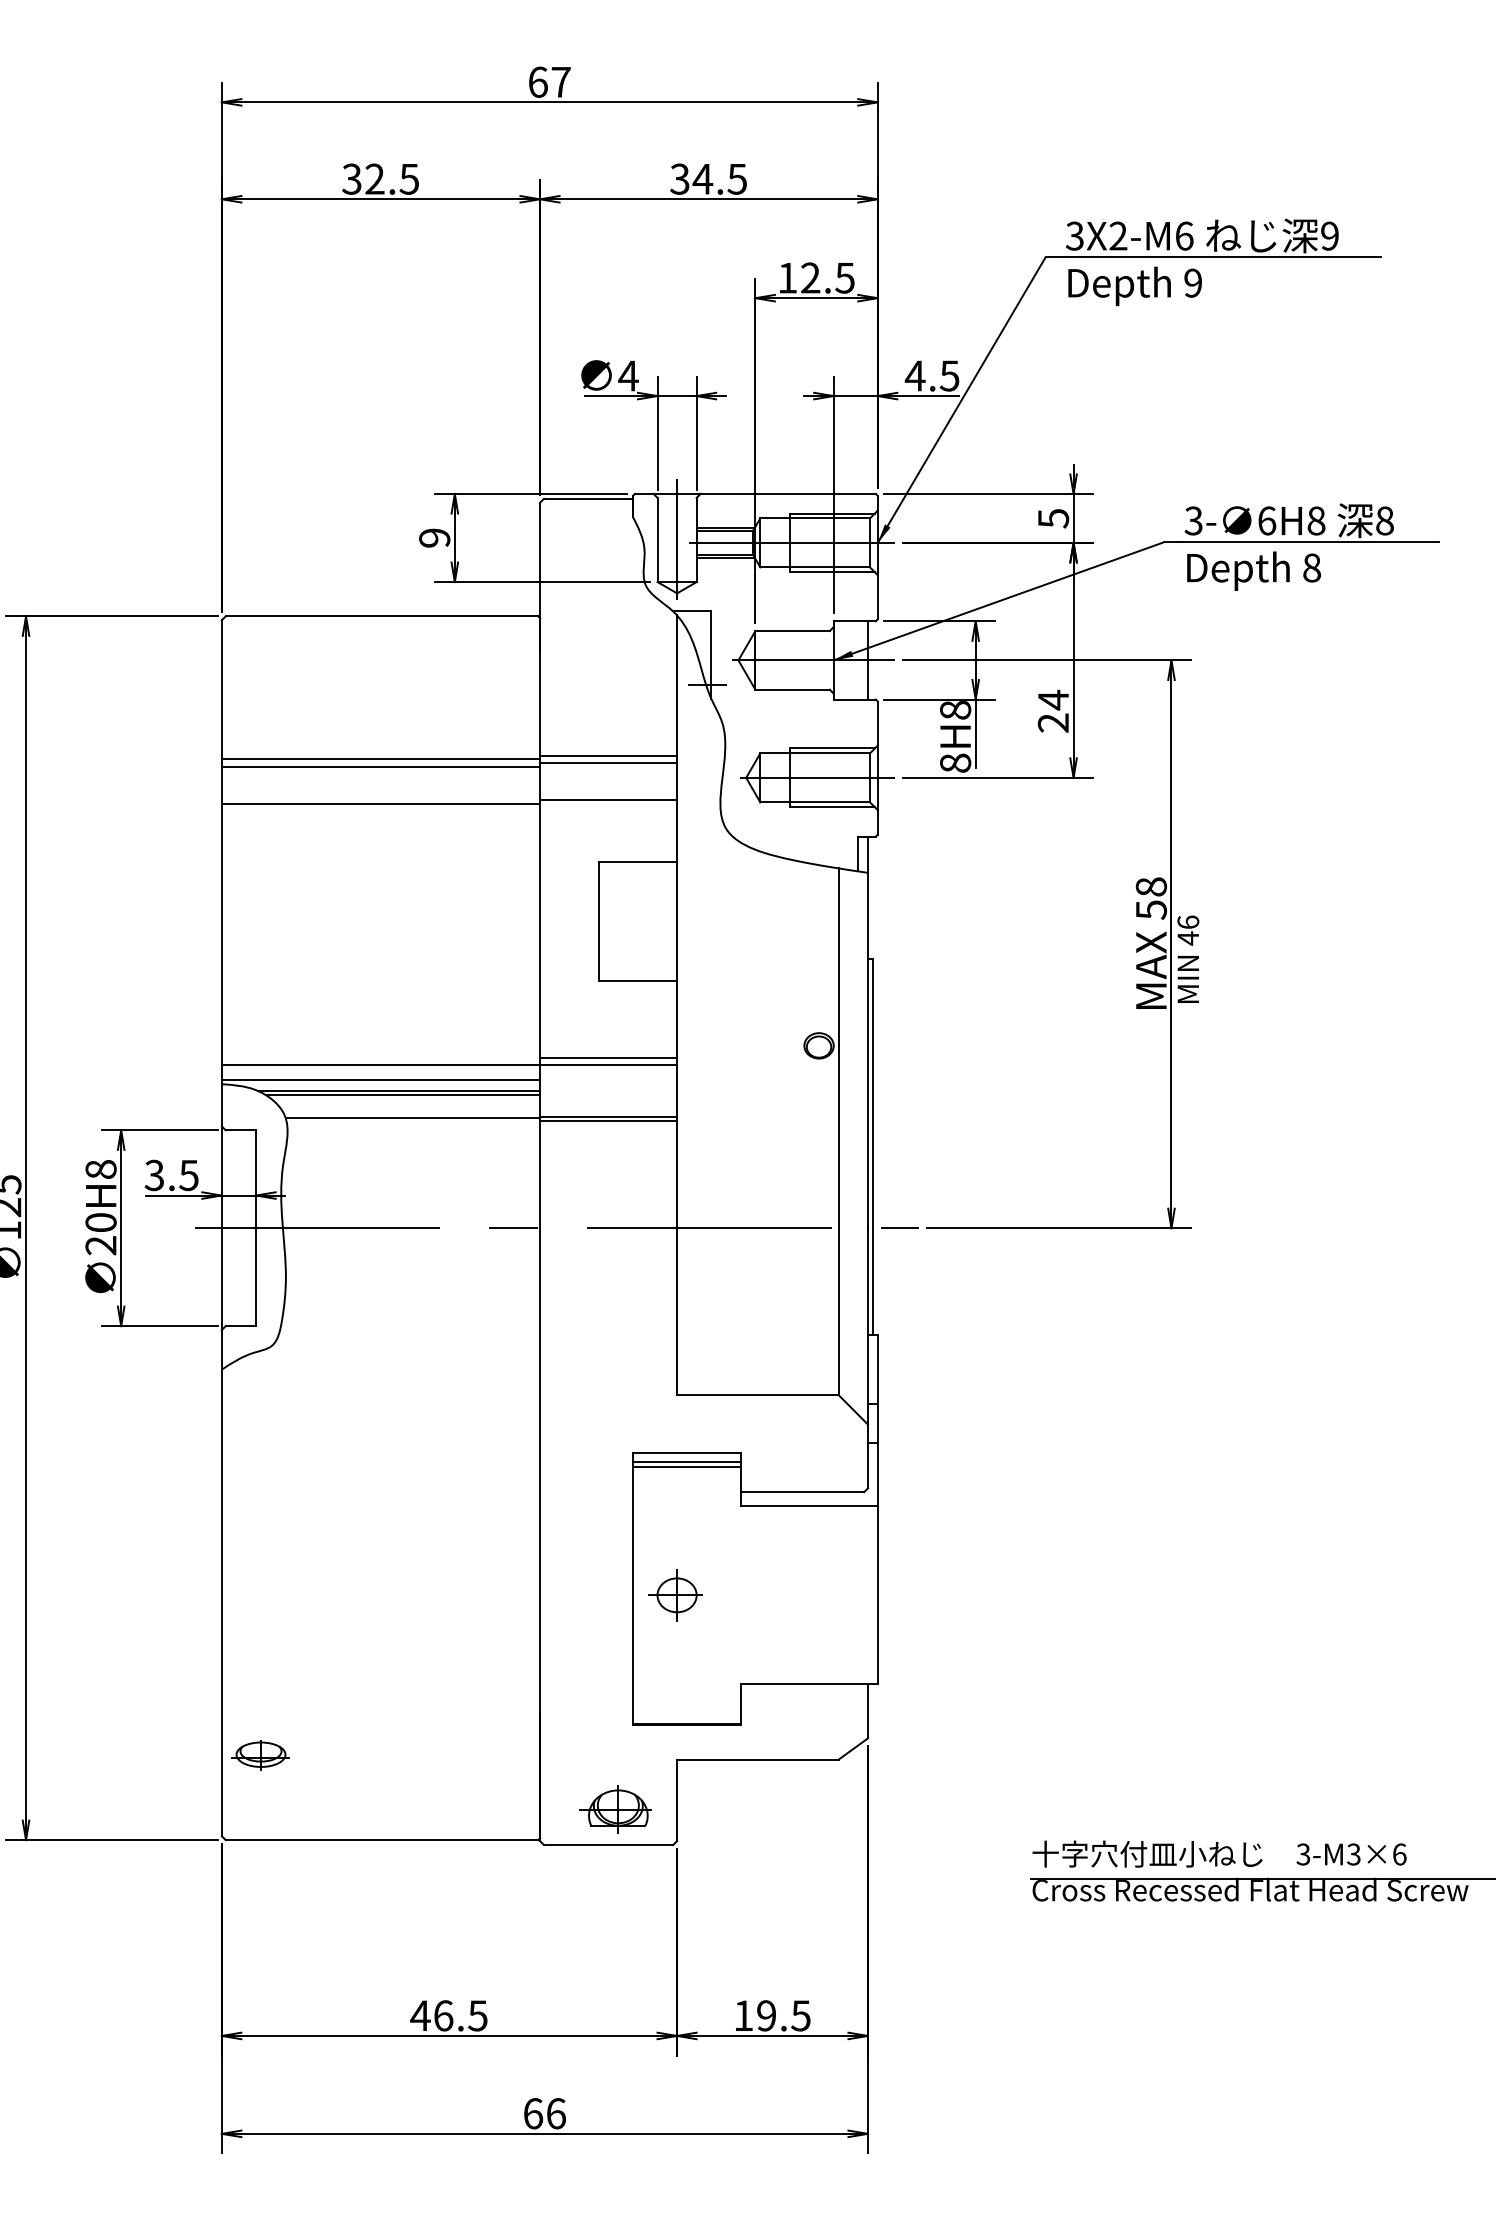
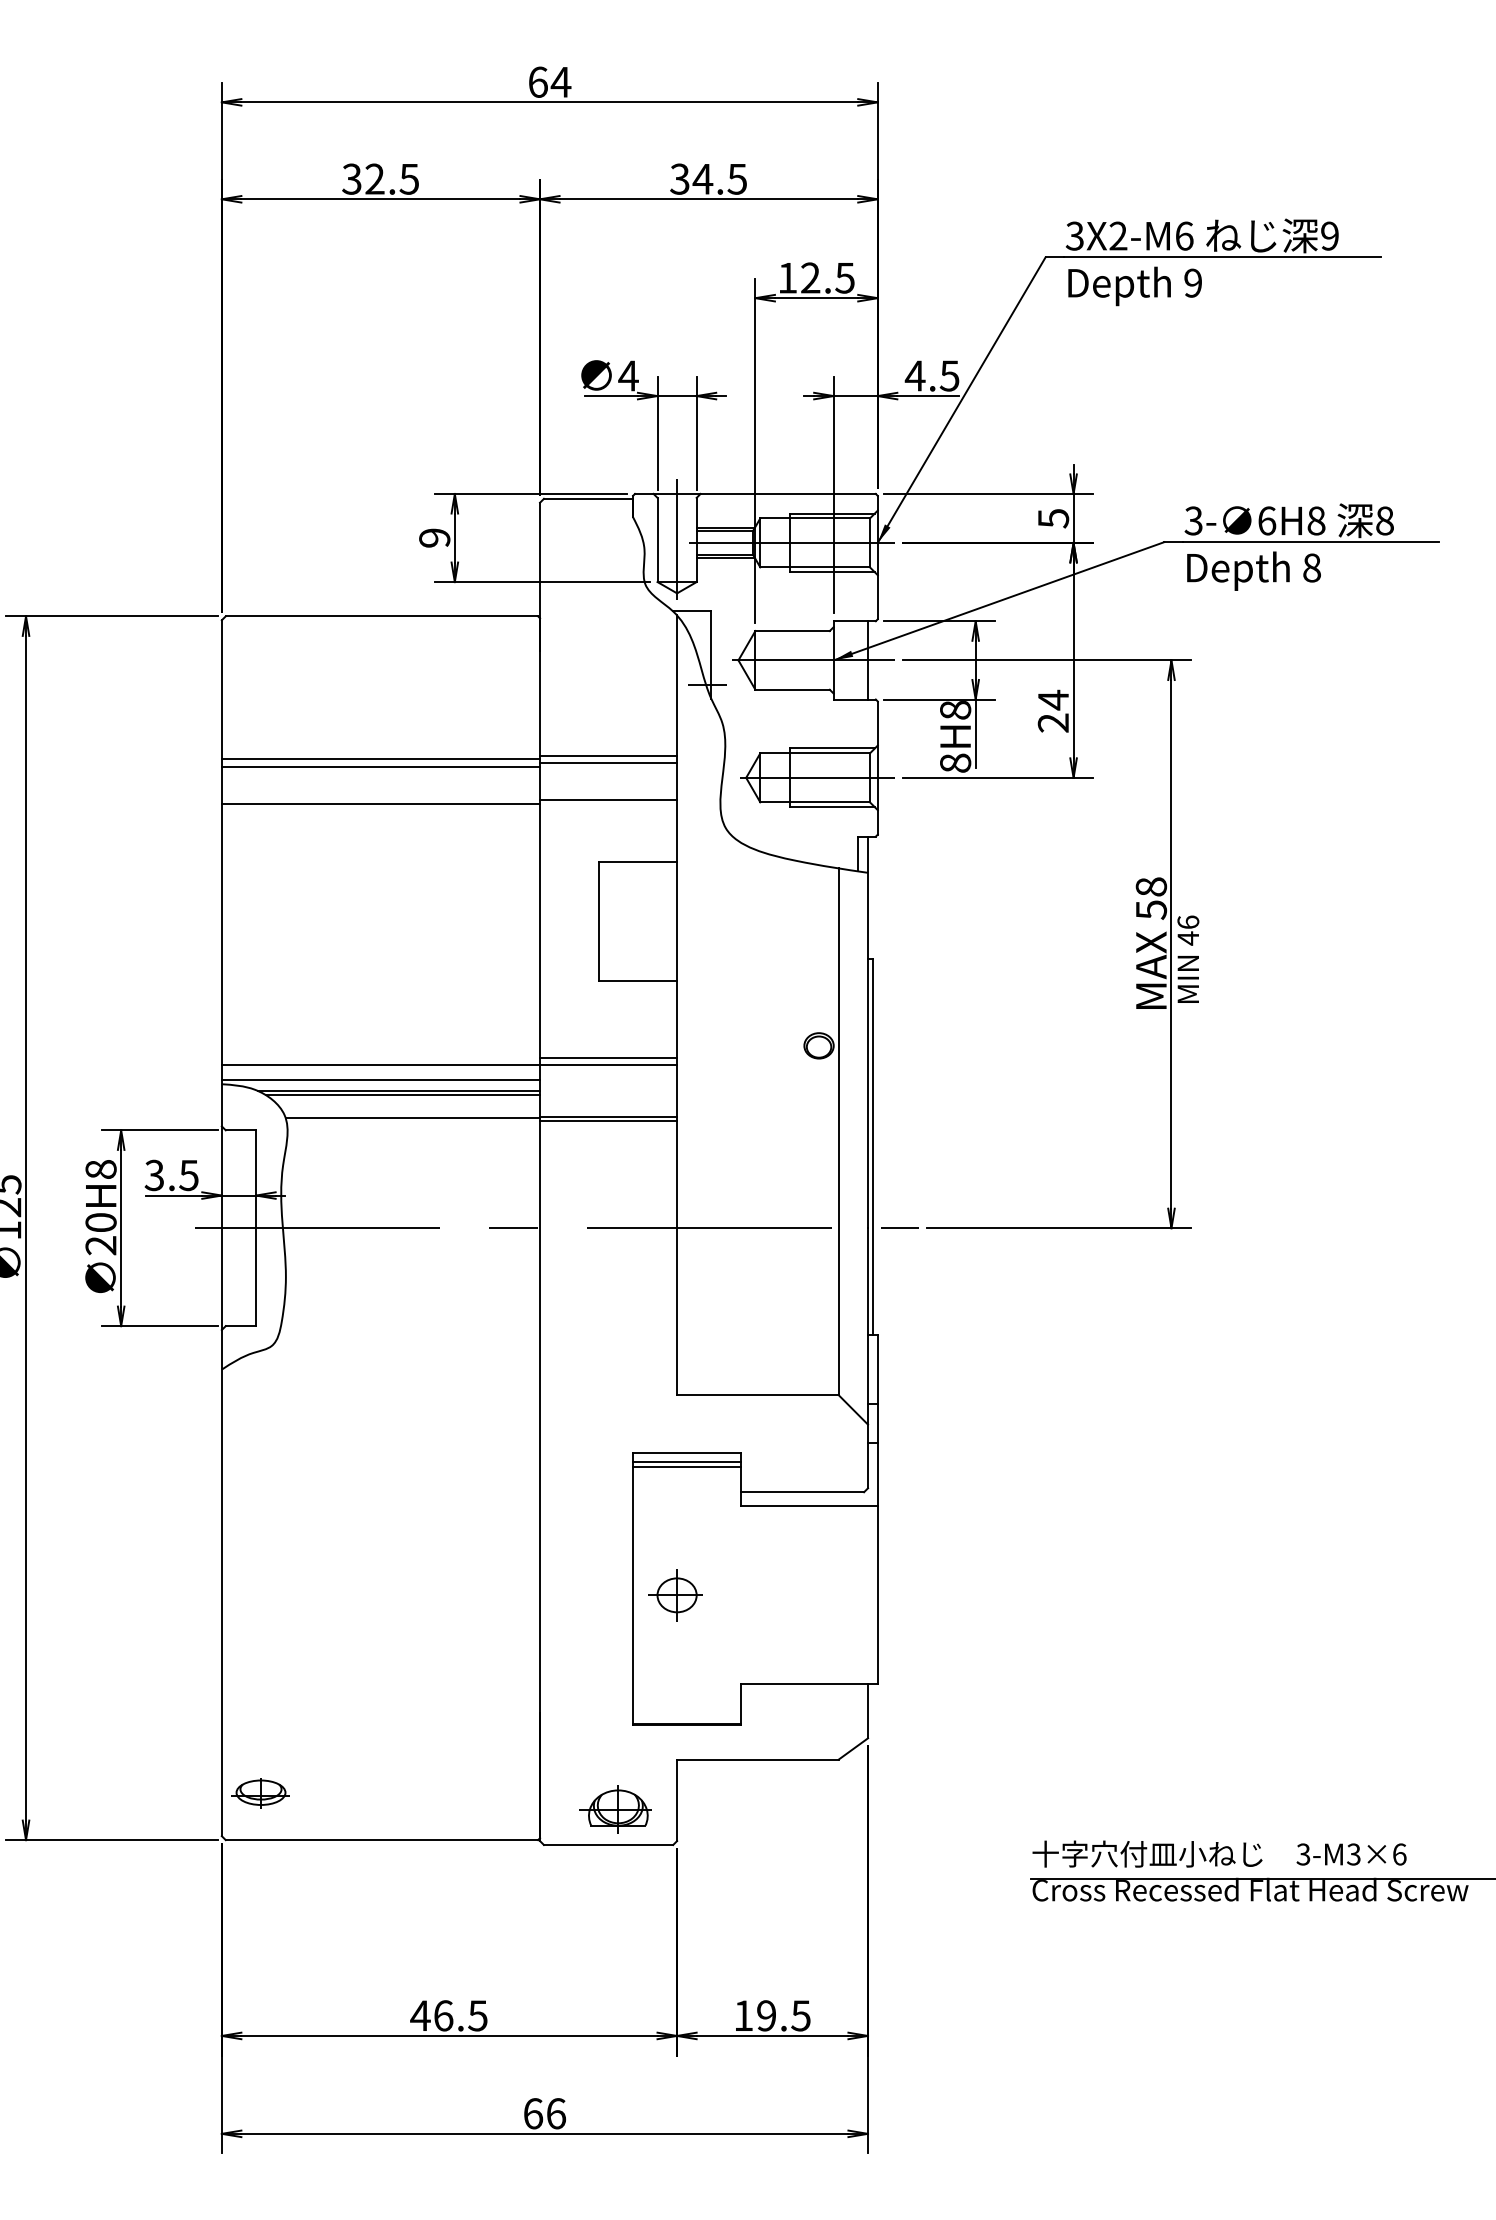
text: 67 -> 64 (560, 82)
part position: (260, 1755) -> (260, 1793) (260, 1793)
